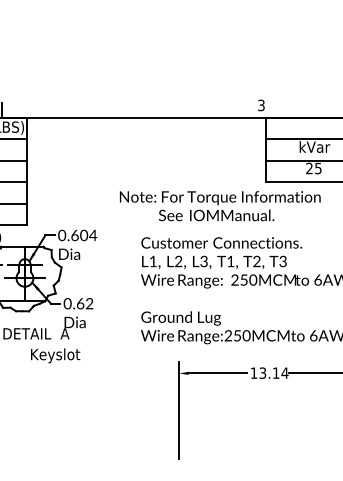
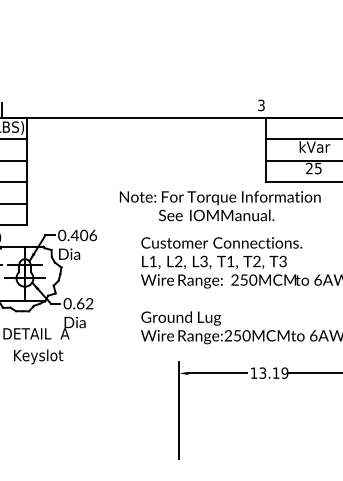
text: 0.604 -> 0.406 (83, 235)
text position: (55, 355) -> (38, 356) (38, 356)
text: 13.14 -> 13.19 (284, 372)
